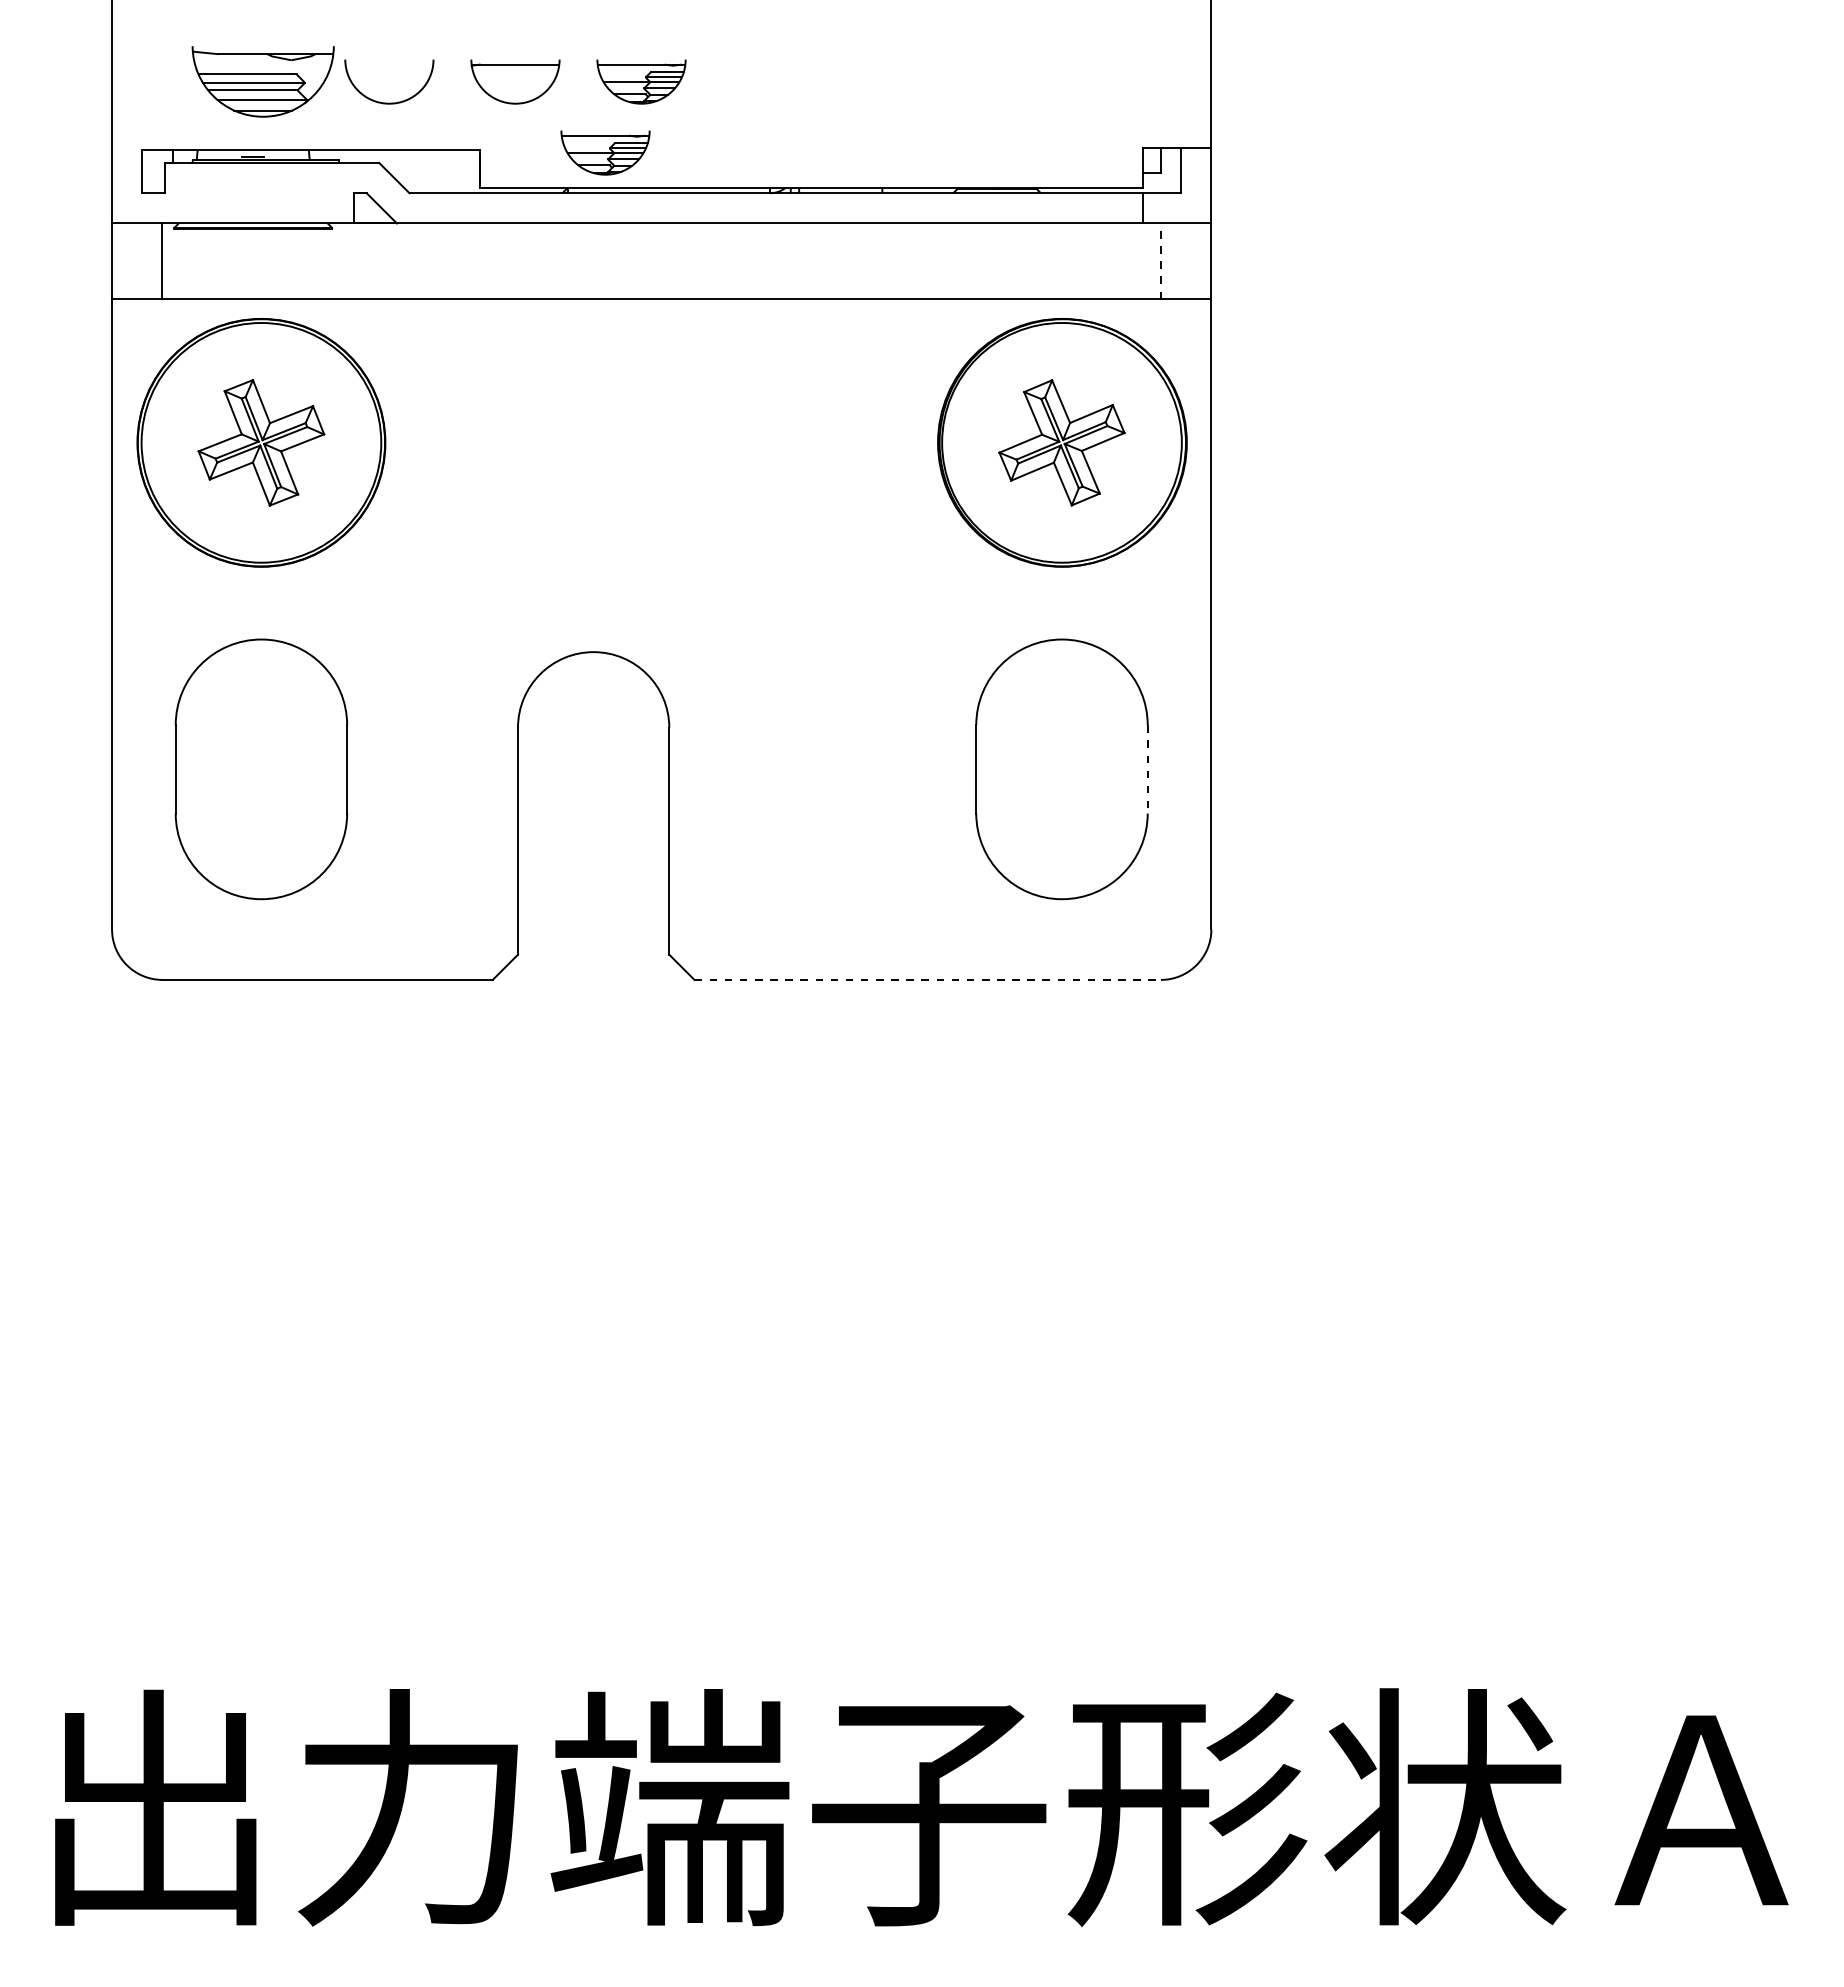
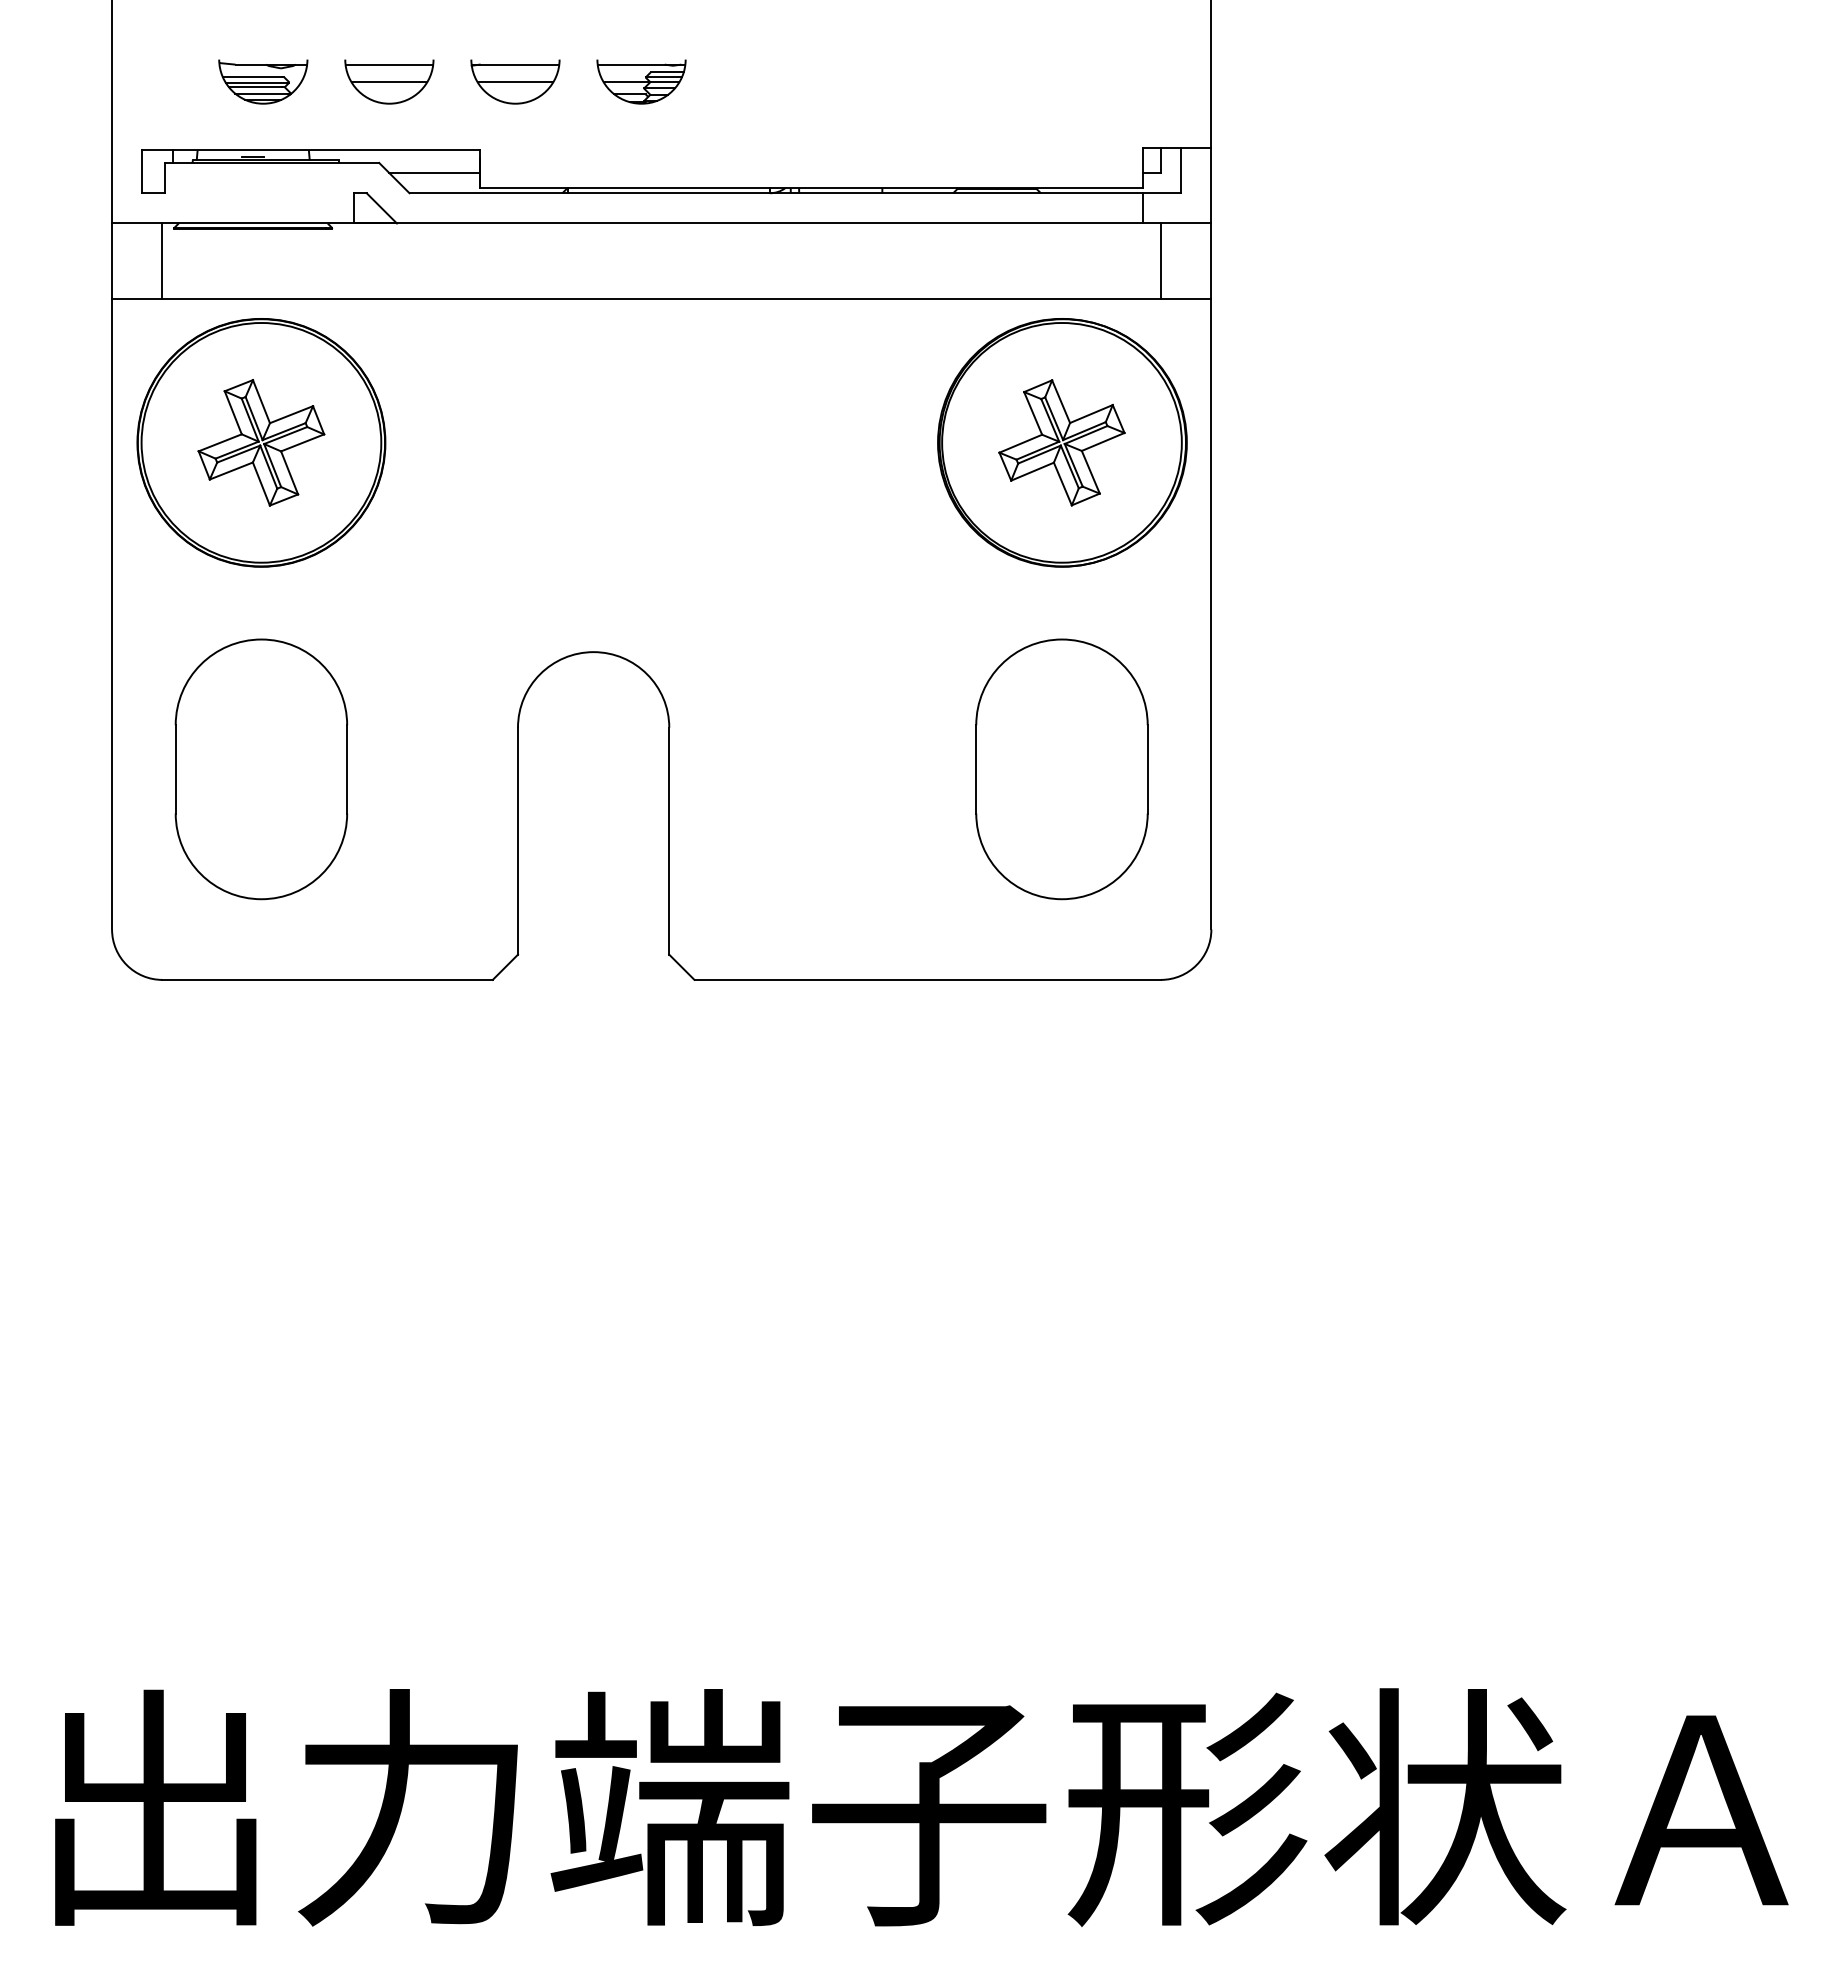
line: none -> present (389, 64)
part size: 144x72 px -> 91x46 px (263, 81)
line: none -> present (389, 82)
line: none -> present (515, 82)
part: present -> none (605, 152)
line: none -> present (434, 172)
line: dashed -> solid (1160, 261)
line: dashed -> solid (1147, 769)
line: dashed -> solid (928, 979)
